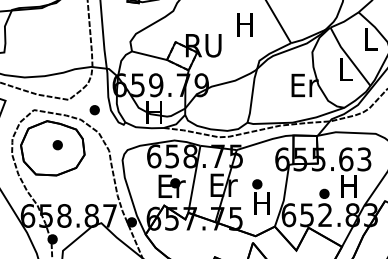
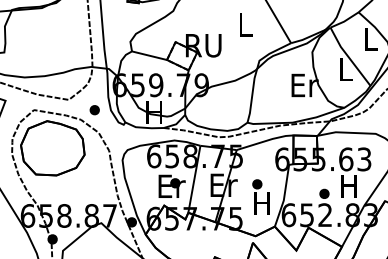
text: H -> L (244, 24)
part: present -> none (57, 145)
